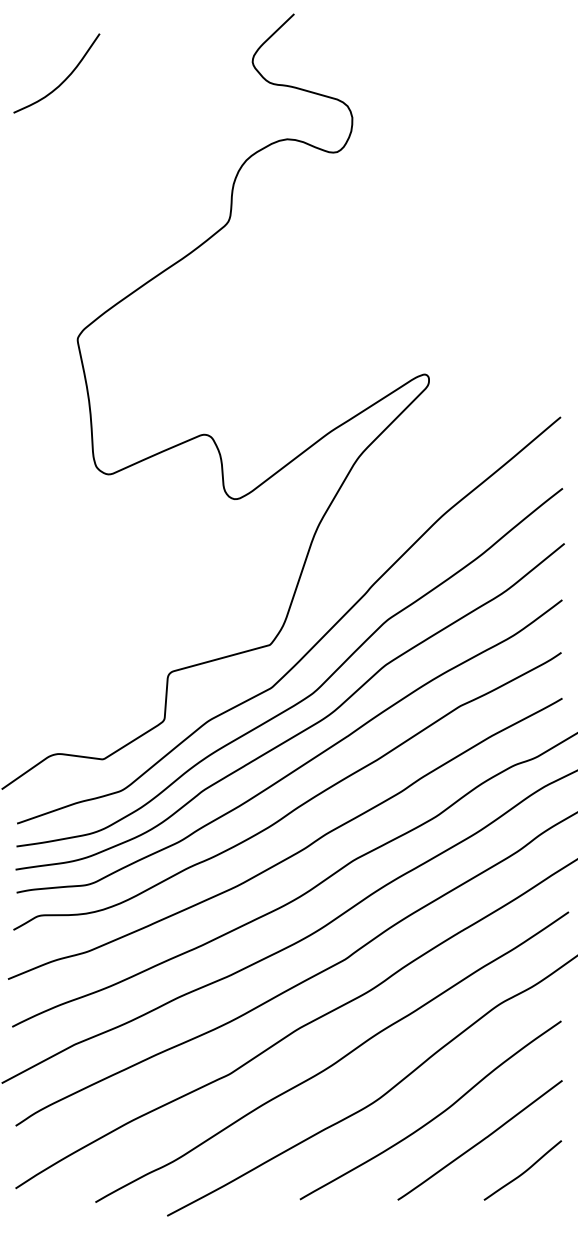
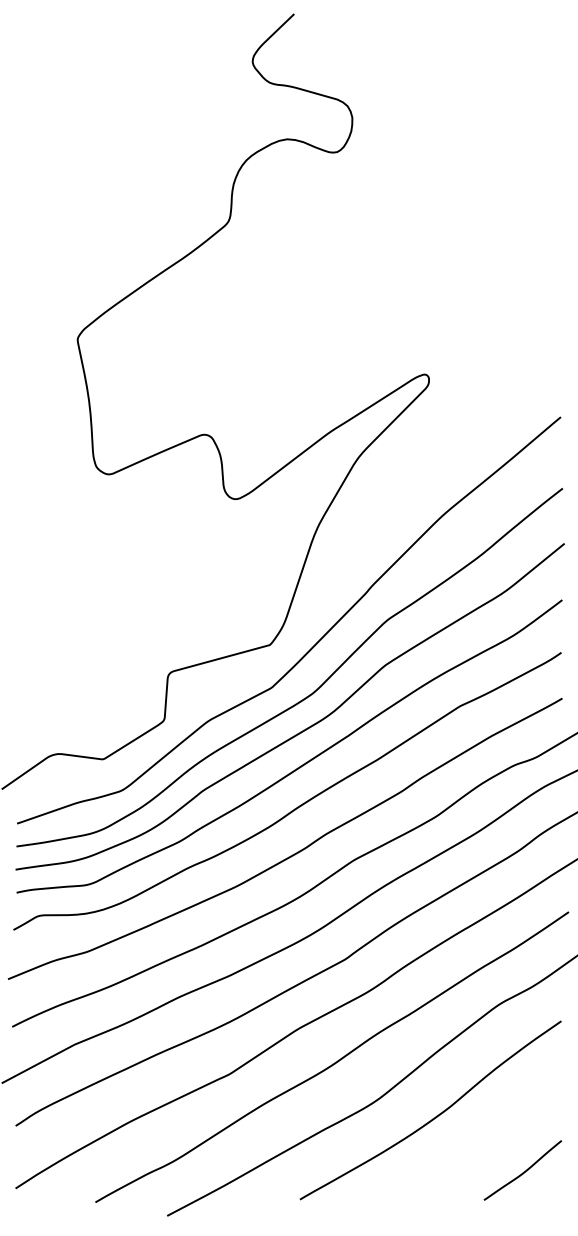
curve: present -> none (63, 80)
curve: present -> none (480, 1140)
